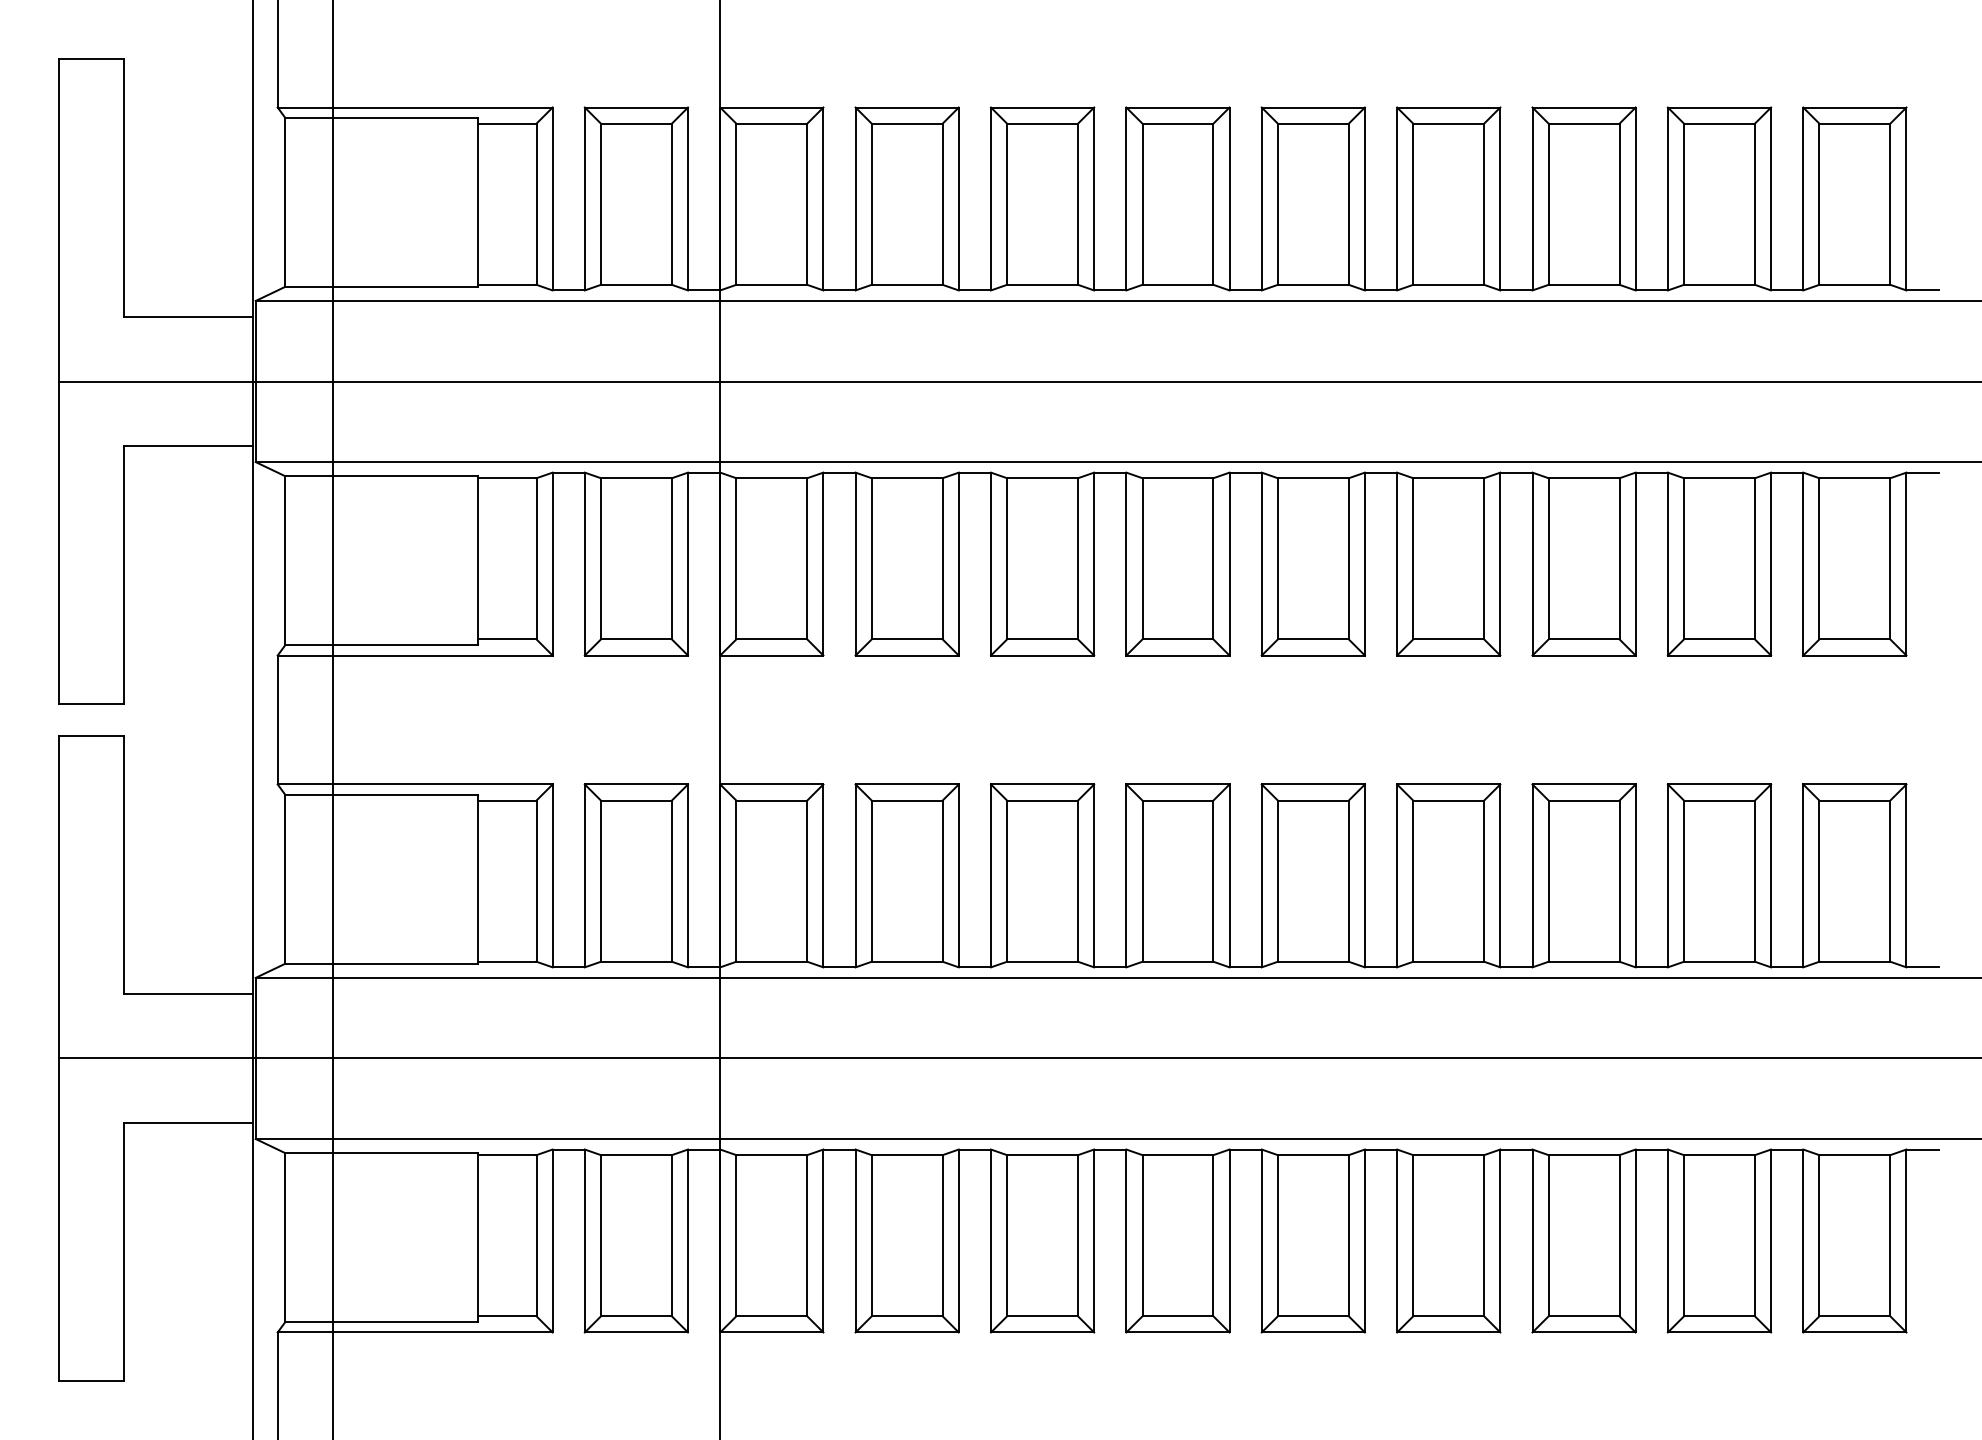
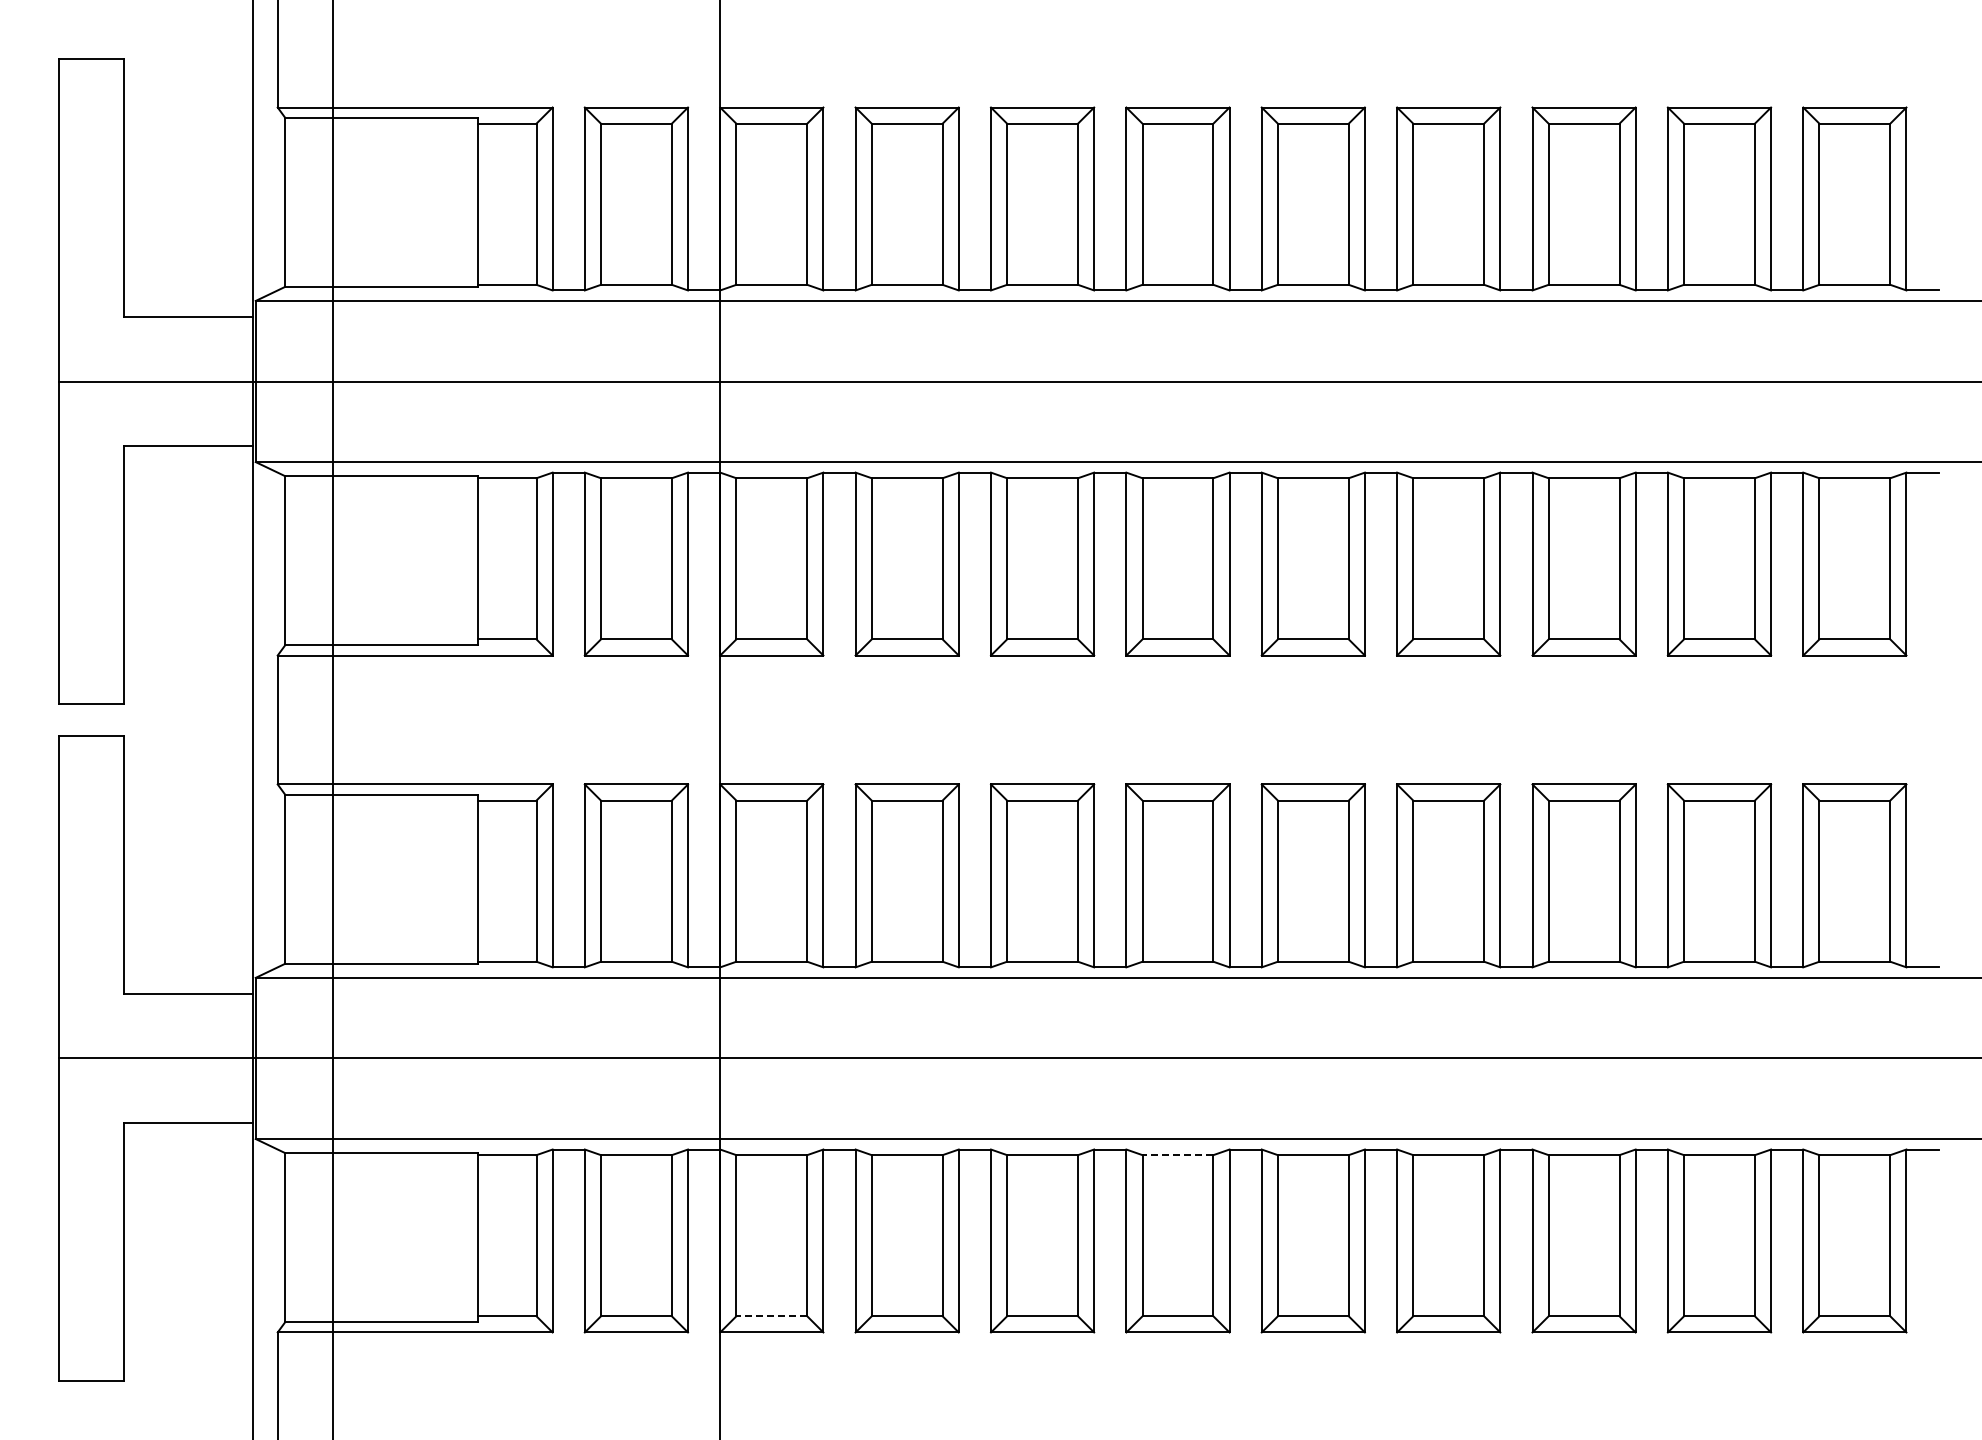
line: solid -> dashed (1177, 1155)
line: solid -> dashed (771, 1316)
